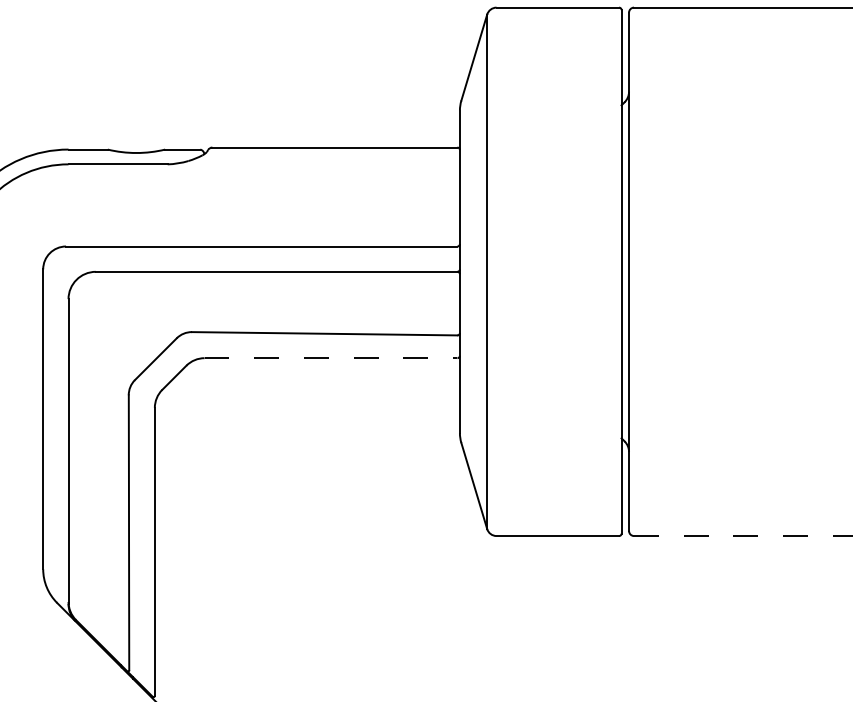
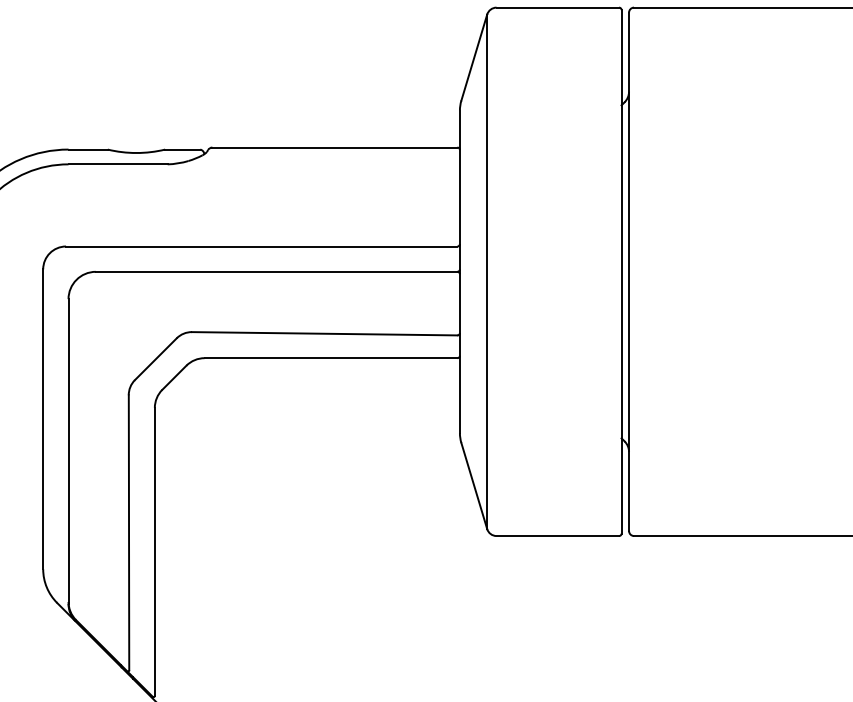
line: dashed -> solid (331, 358)
line: dashed -> solid (743, 536)
